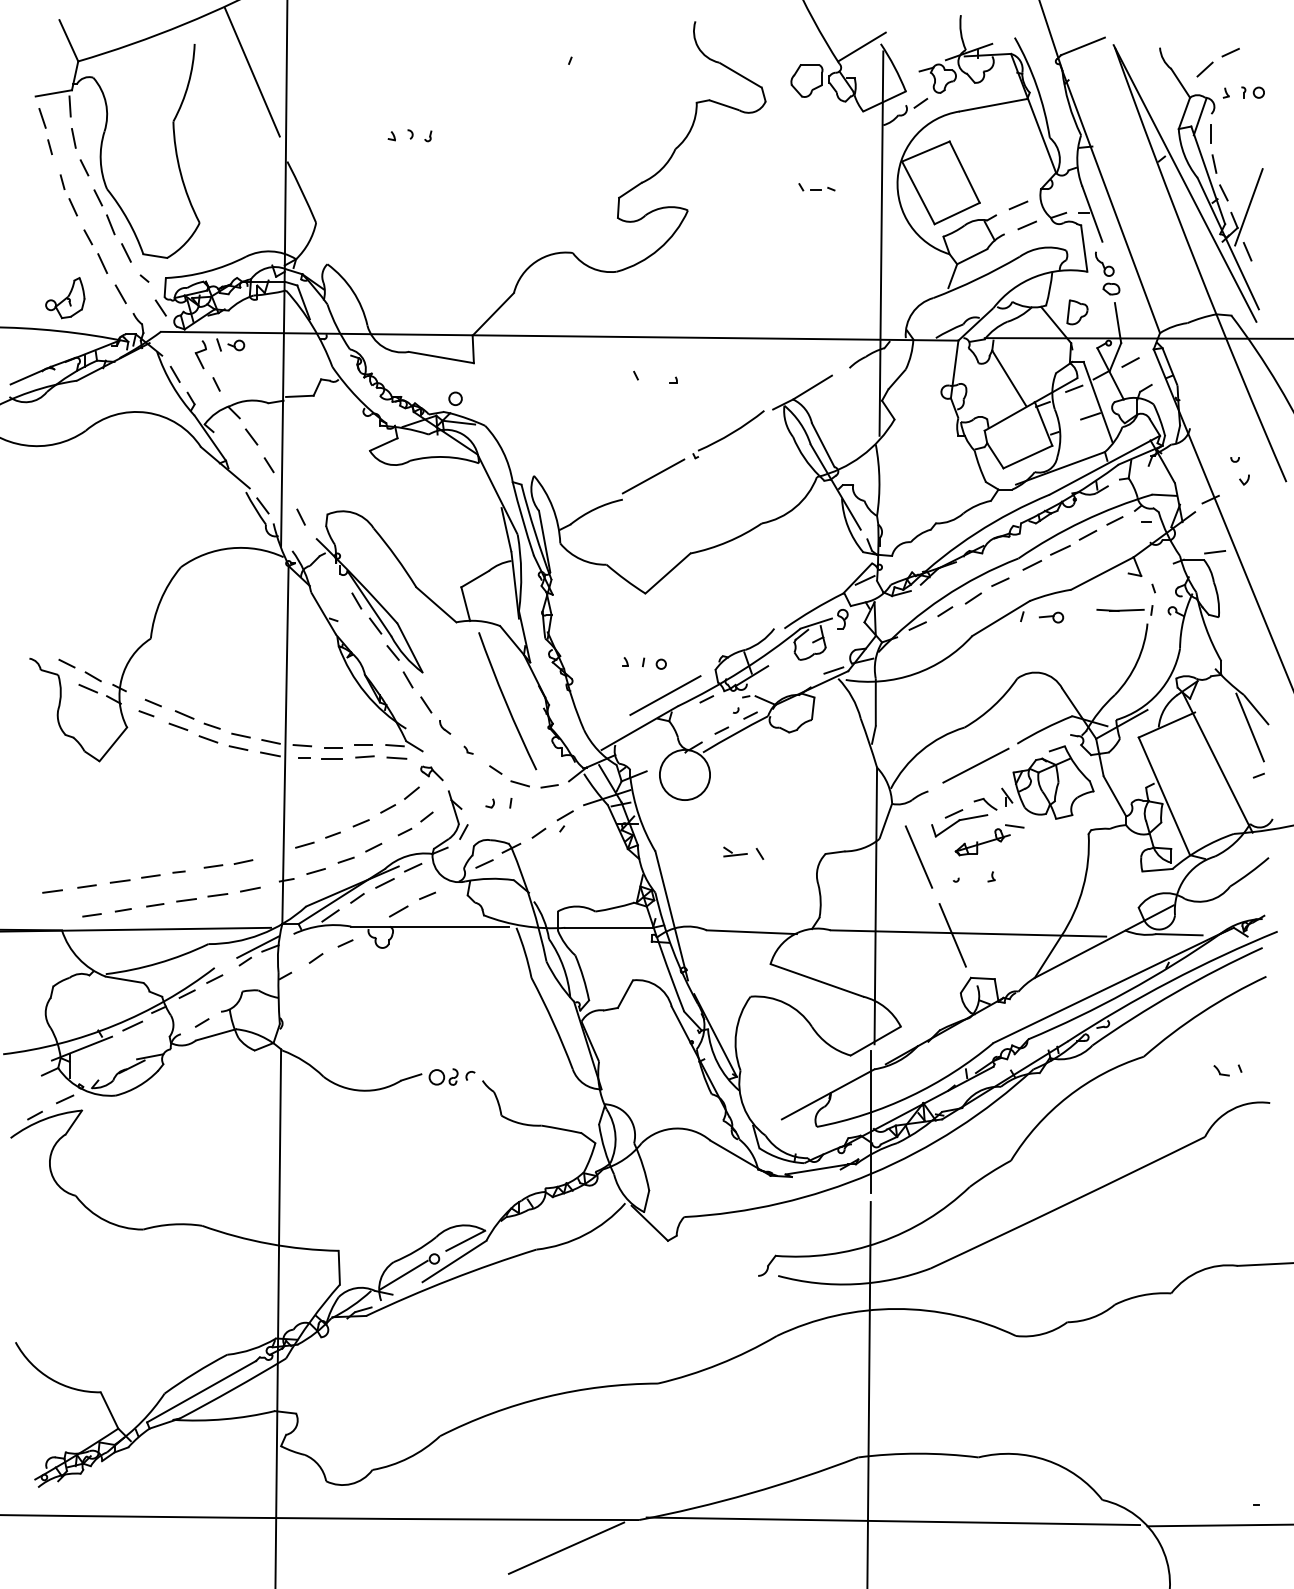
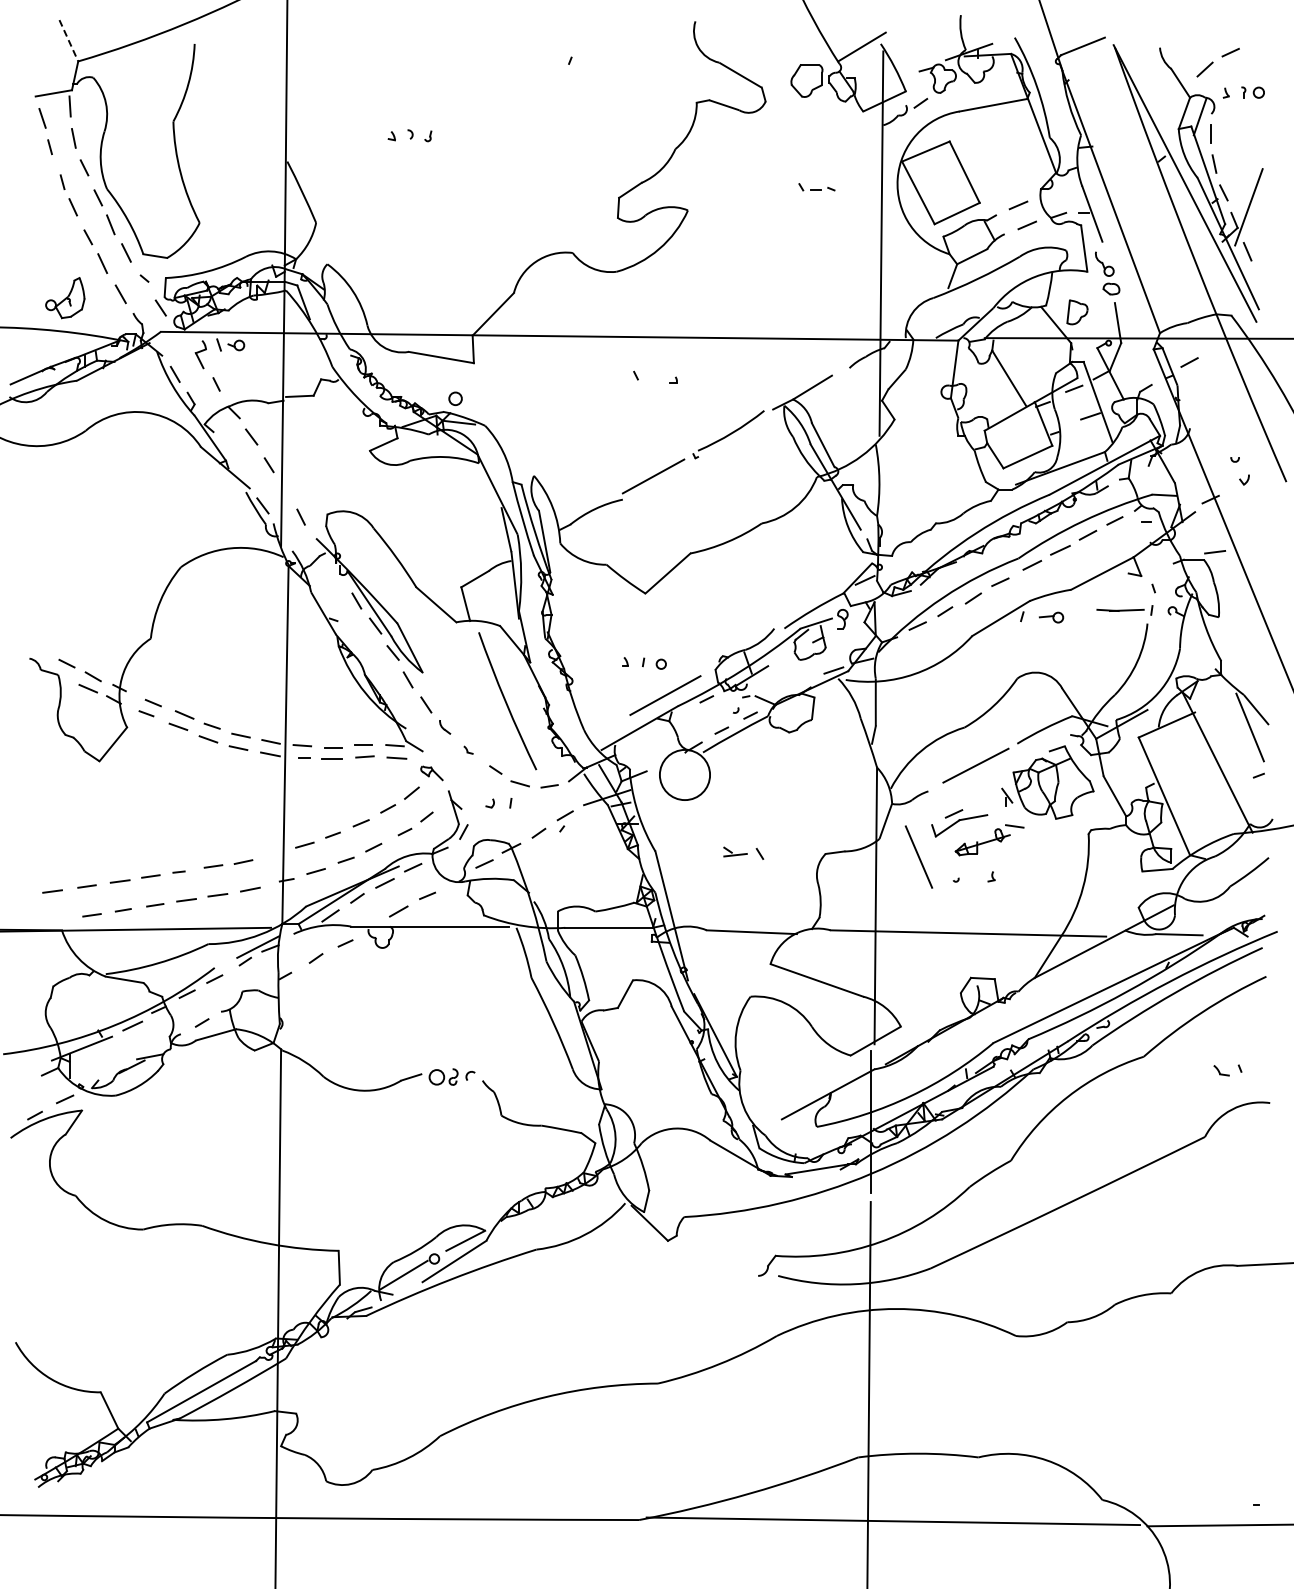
line: solid -> dashed (68, 40)
line: present -> none (251, 71)
line position: (1130, 362) -> (1189, 362) (1189, 362)
part: present -> none (985, 803)
line: present -> none (952, 935)
line: present -> none (566, 1547)
